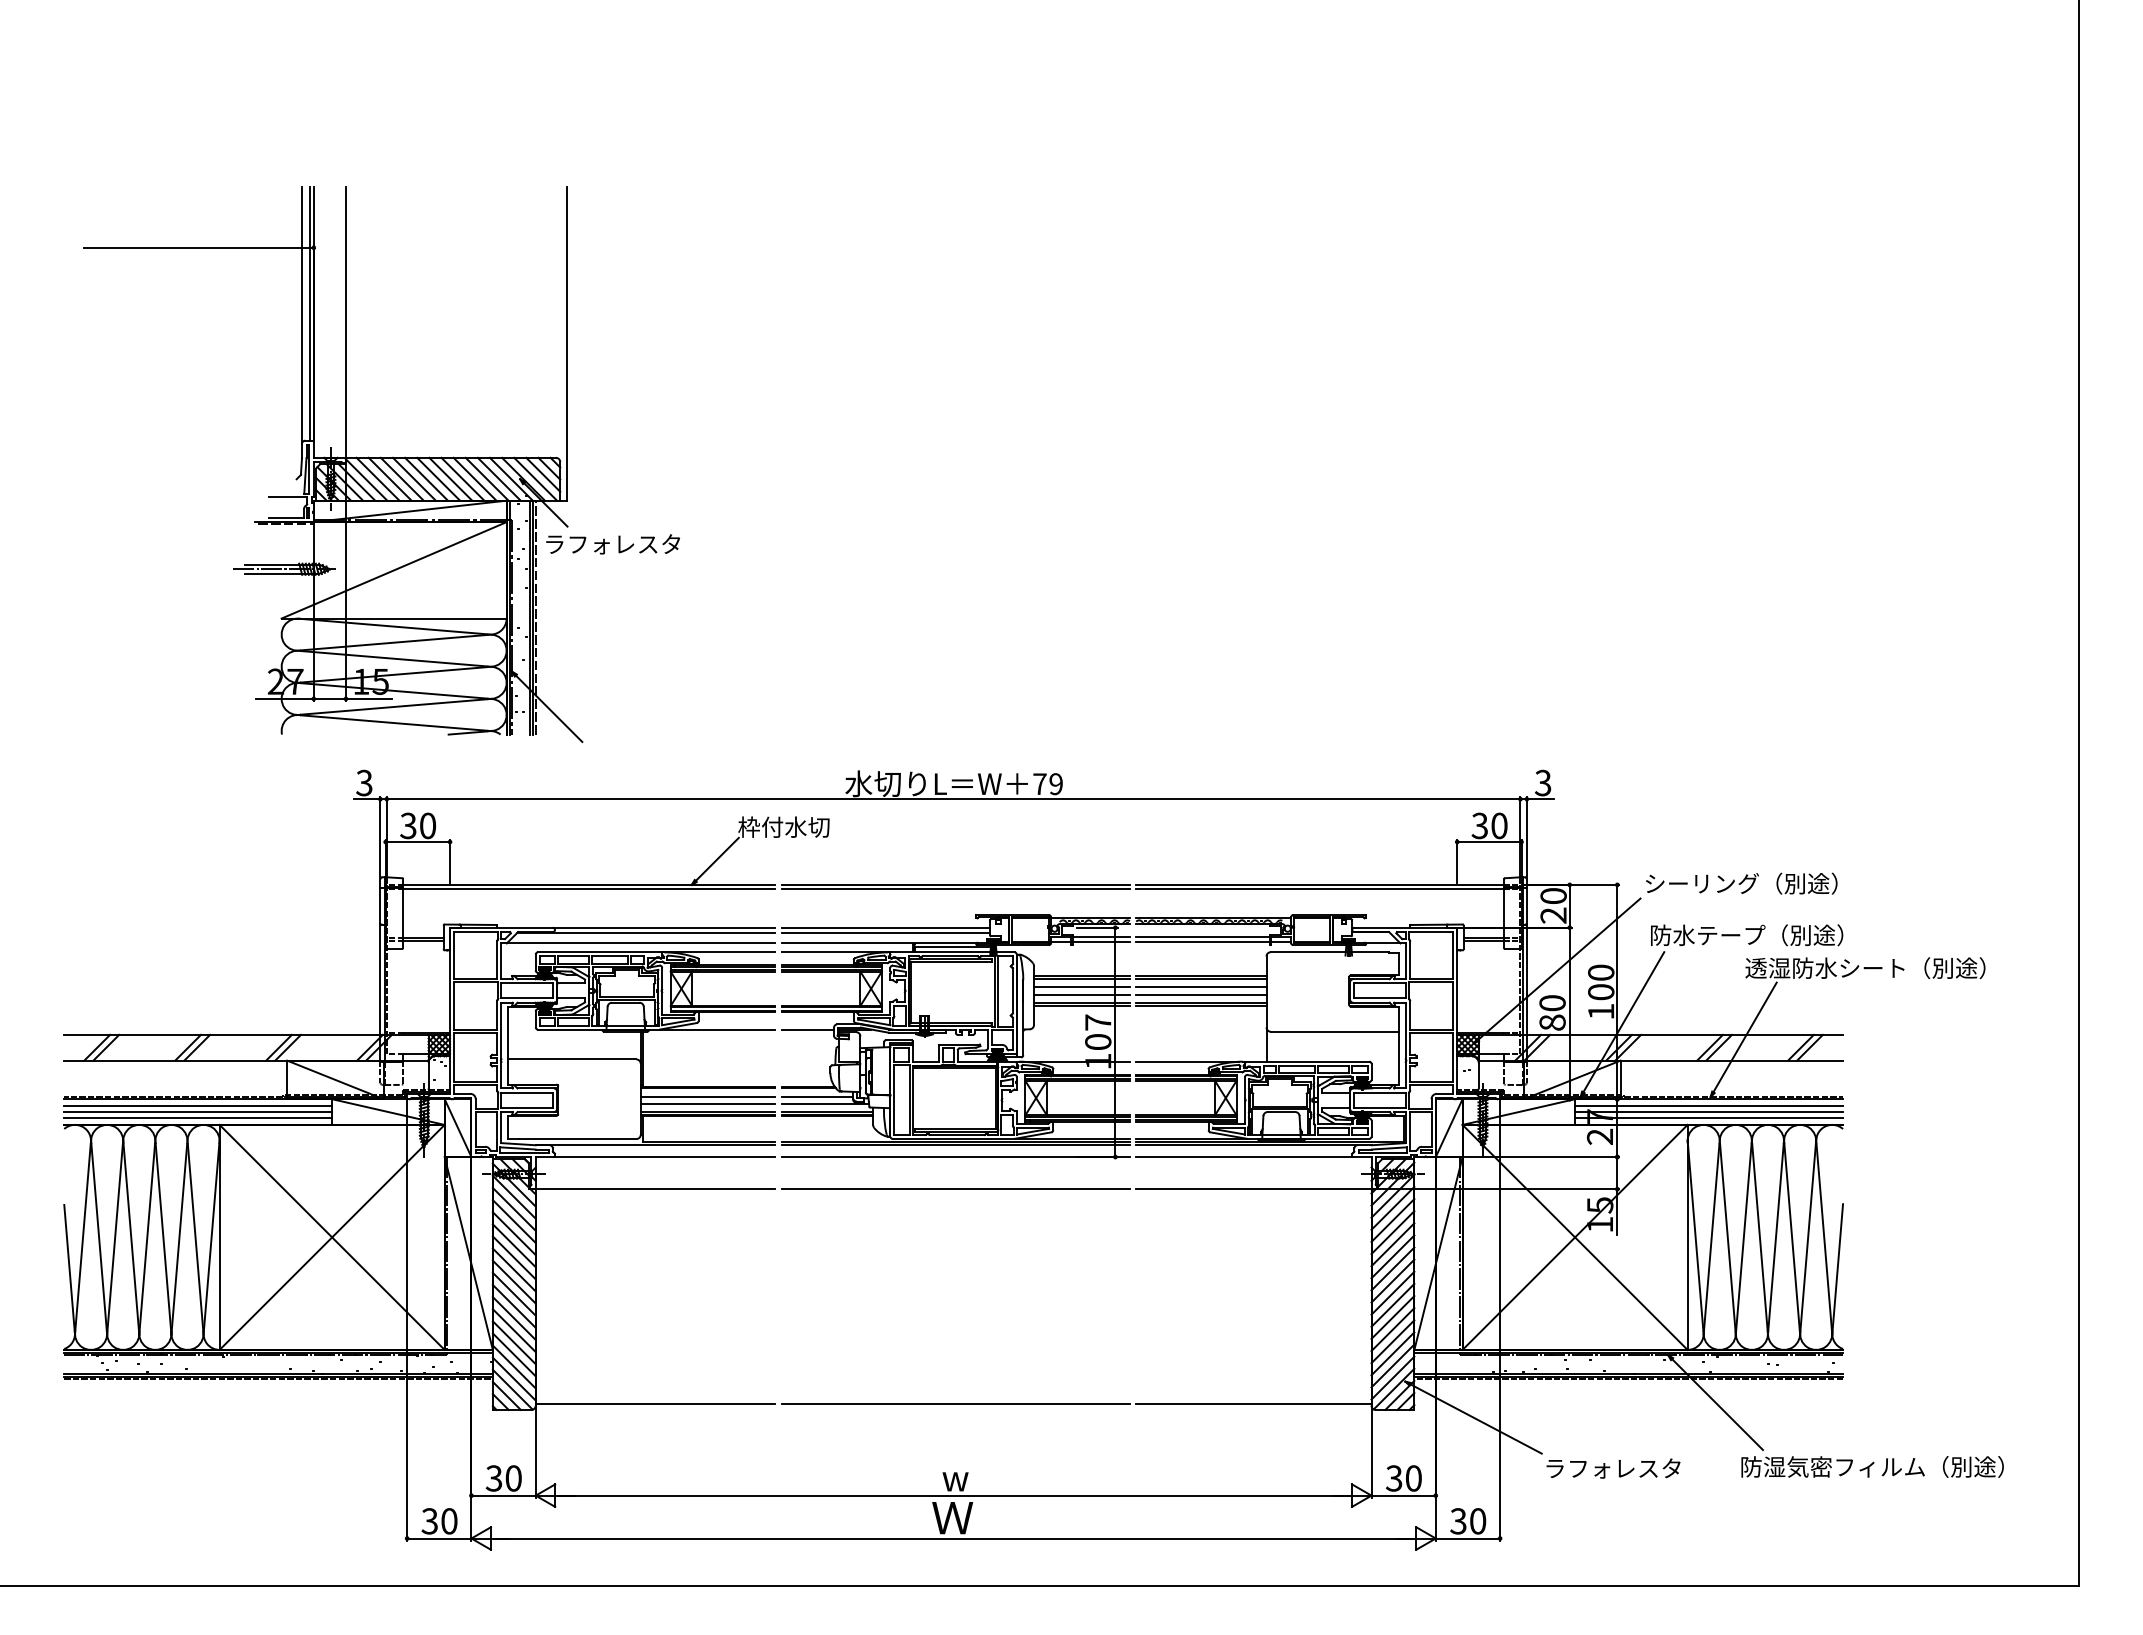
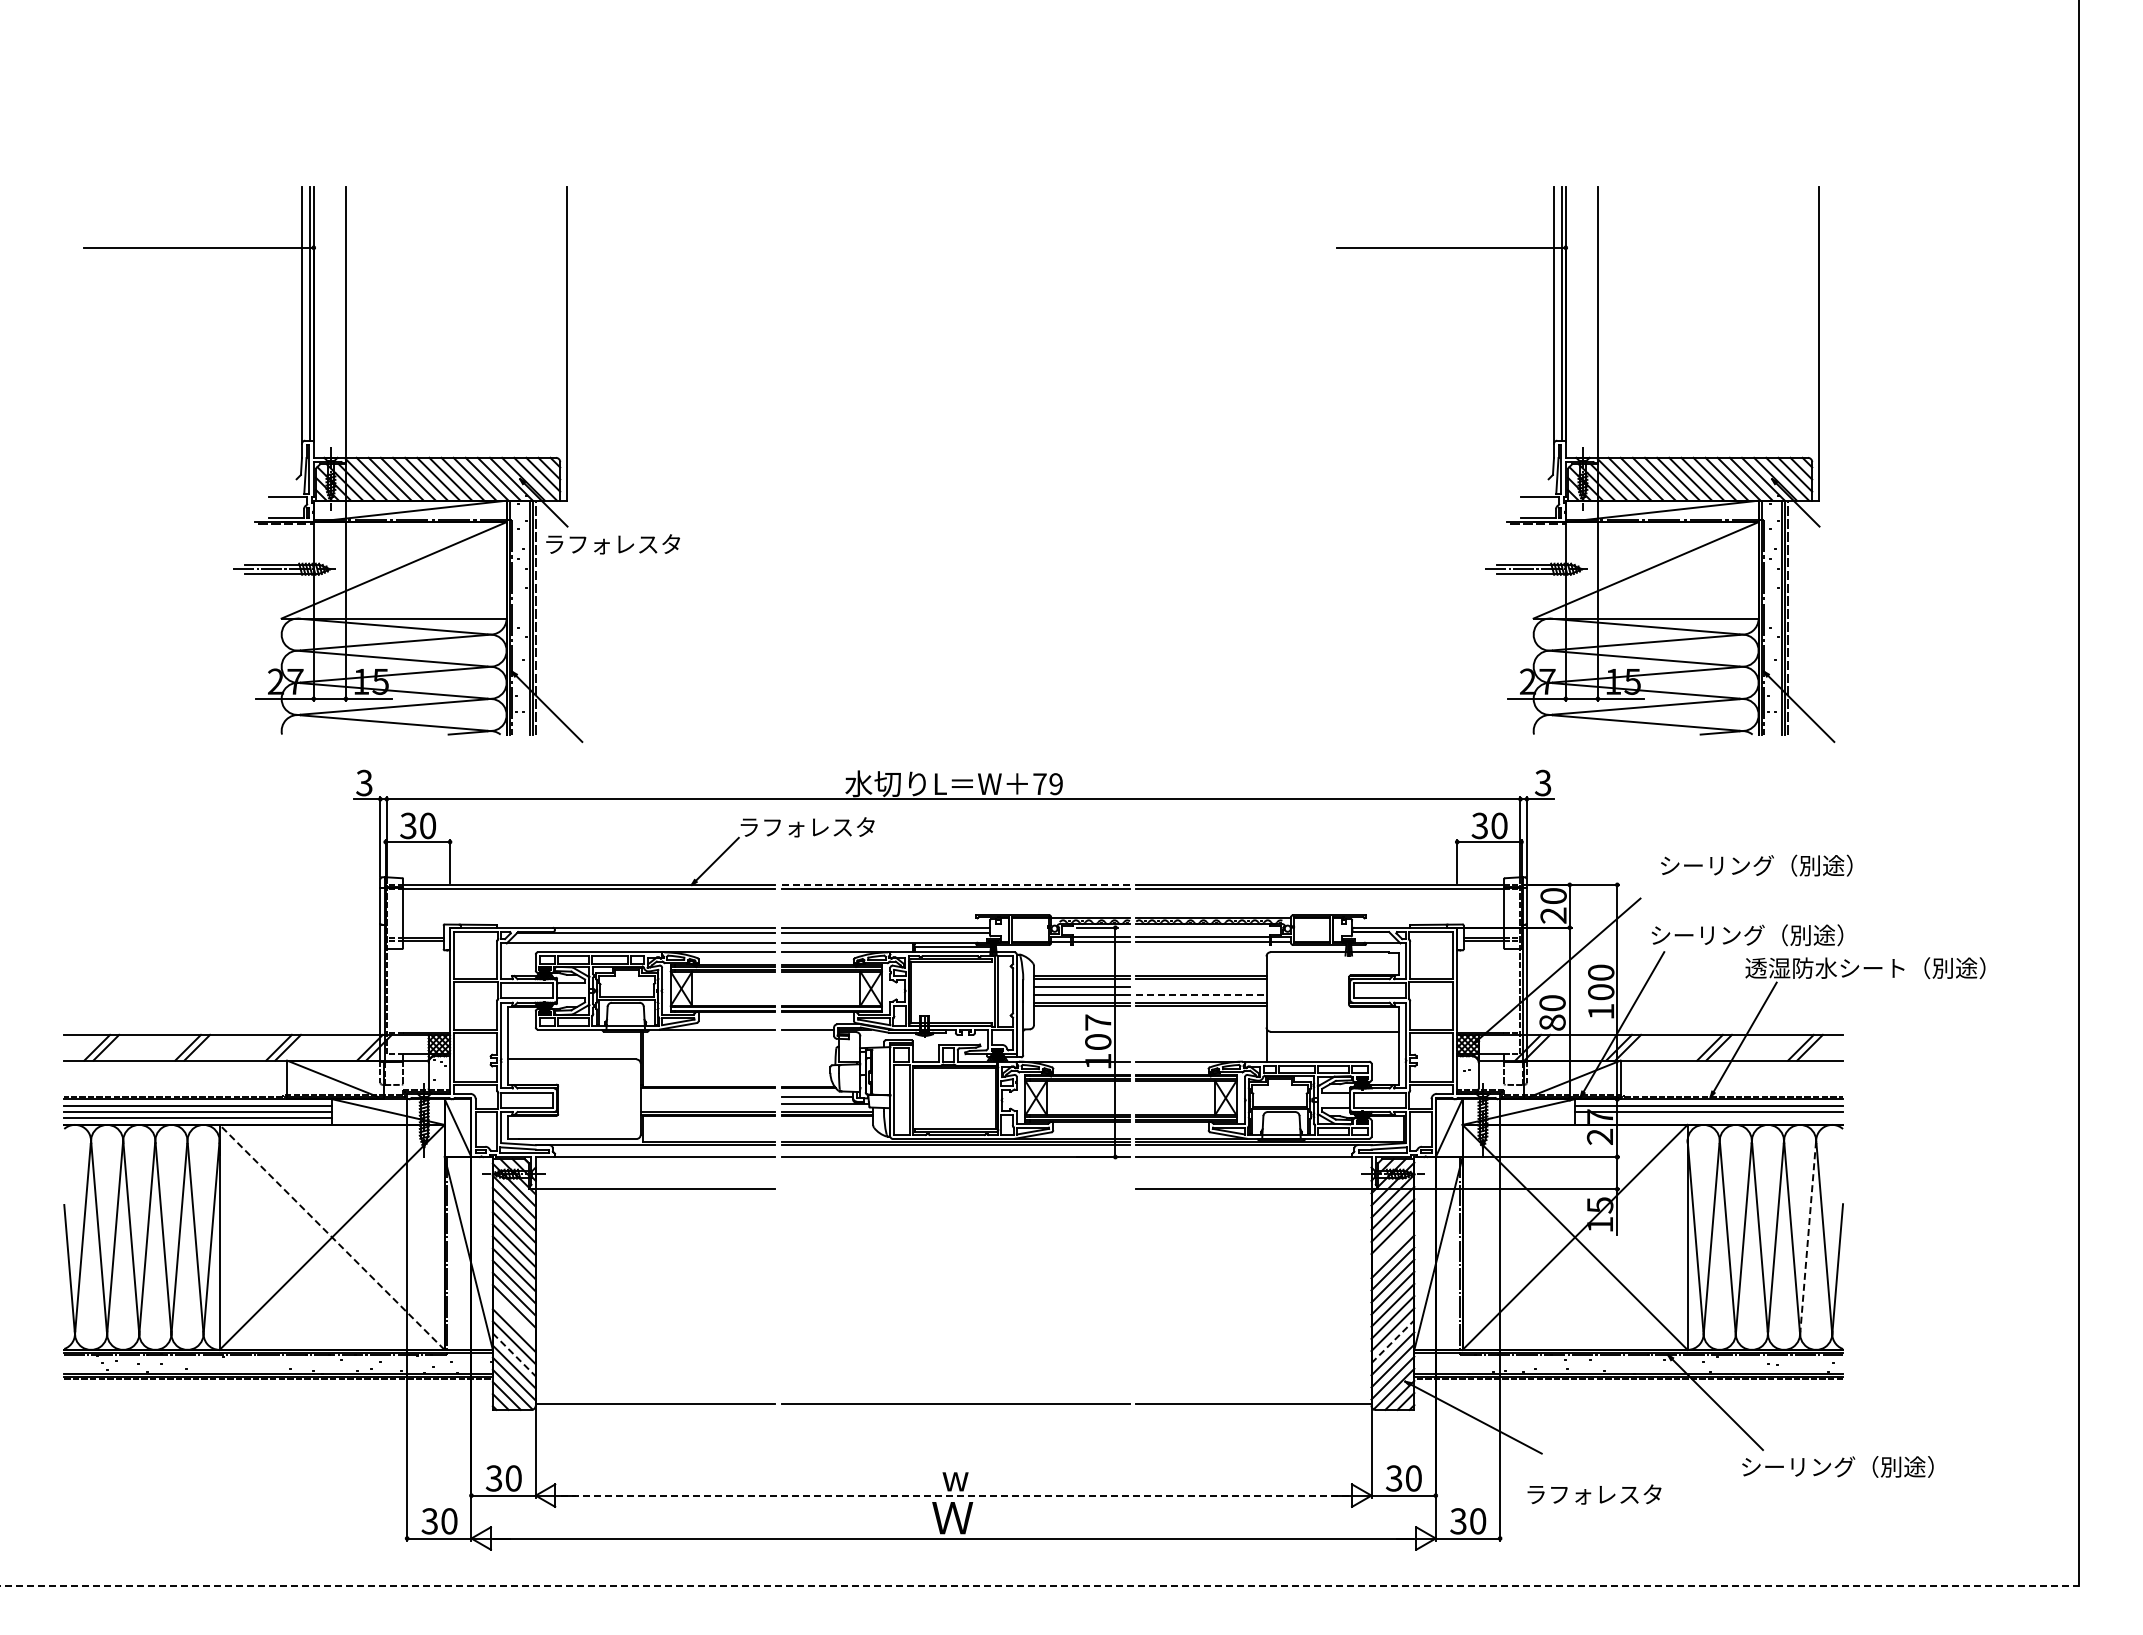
part: none -> present (1585, 464)
text: 枠付水切 -> ラフォレスタ (806, 826)
text position: (1741, 883) -> (1756, 865) (1756, 865)
line: solid -> dashed (956, 884)
text: 防水テープ（別途） -> シーリング（別途） (1708, 934)
line: present -> none (1201, 987)
line: solid -> dashed (1201, 994)
line: present -> none (707, 1096)
line: present -> none (707, 1103)
line: present -> none (1709, 1118)
line: present -> none (955, 1189)
line: solid -> dashed (1808, 1236)
line: solid -> dashed (331, 1237)
line: present -> none (1392, 1244)
line: present -> none (513, 1318)
line: solid -> dashed (1393, 1341)
line: solid -> dashed (514, 1355)
text: 防湿気密フィルム（別途） -> シーリング（別途） (1872, 1466)
text position: (1613, 1468) -> (1594, 1494) (1594, 1494)
line: solid -> dashed (953, 1495)
line: solid -> dashed (1040, 1586)
